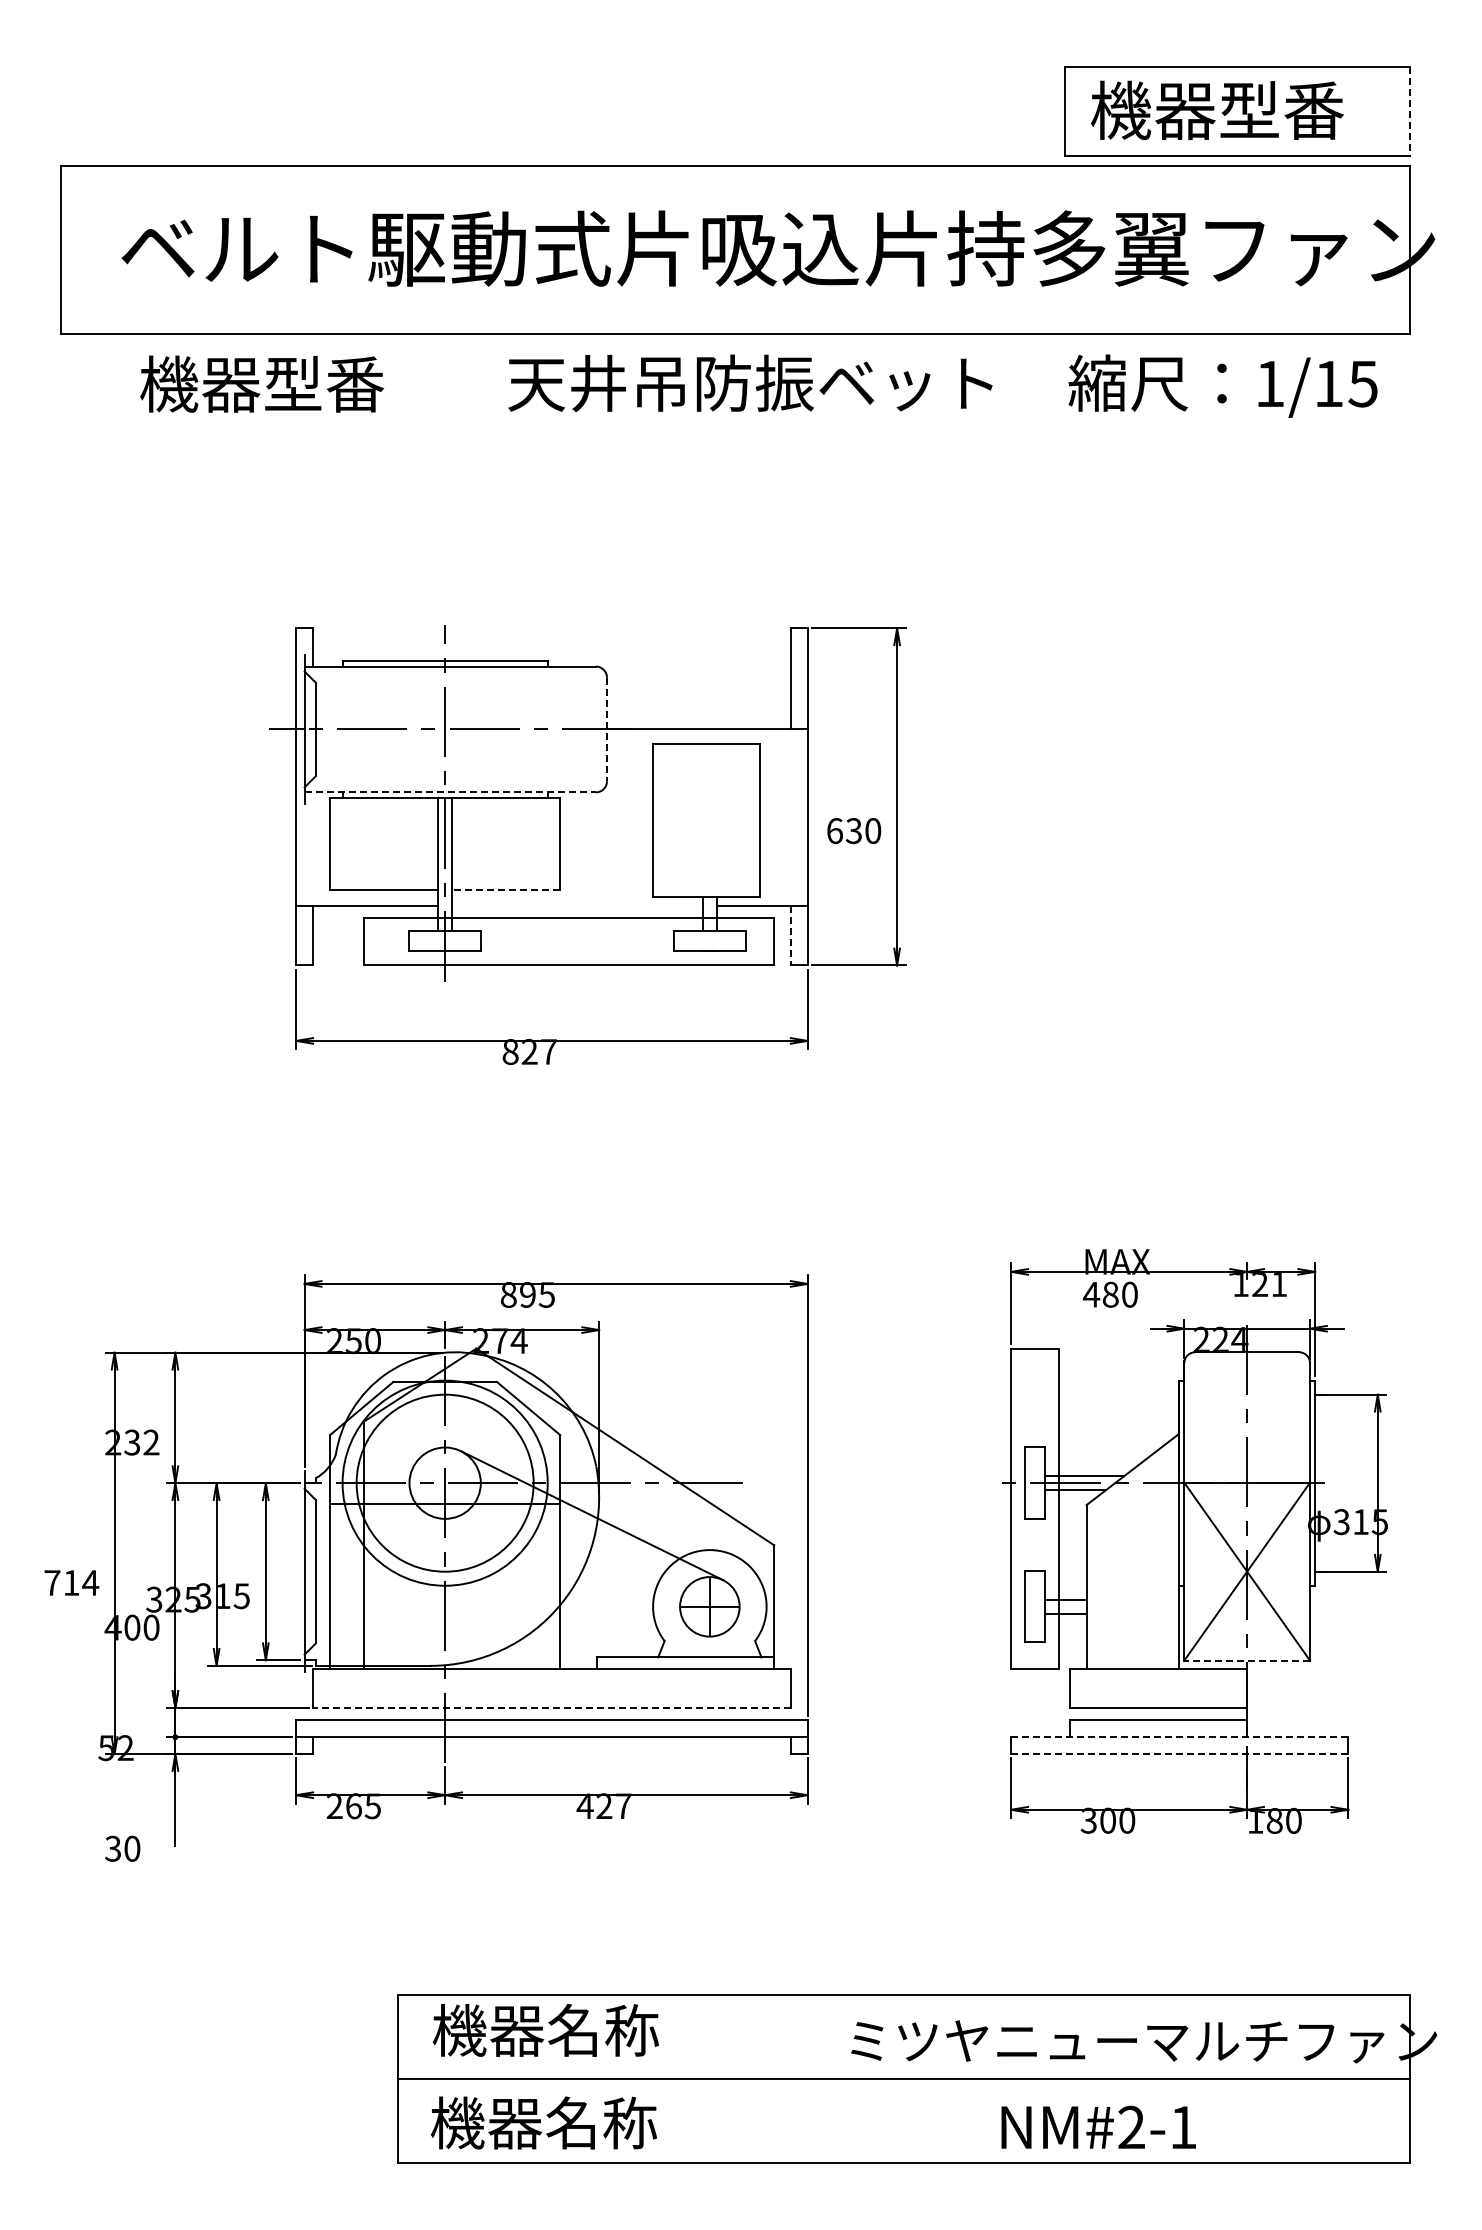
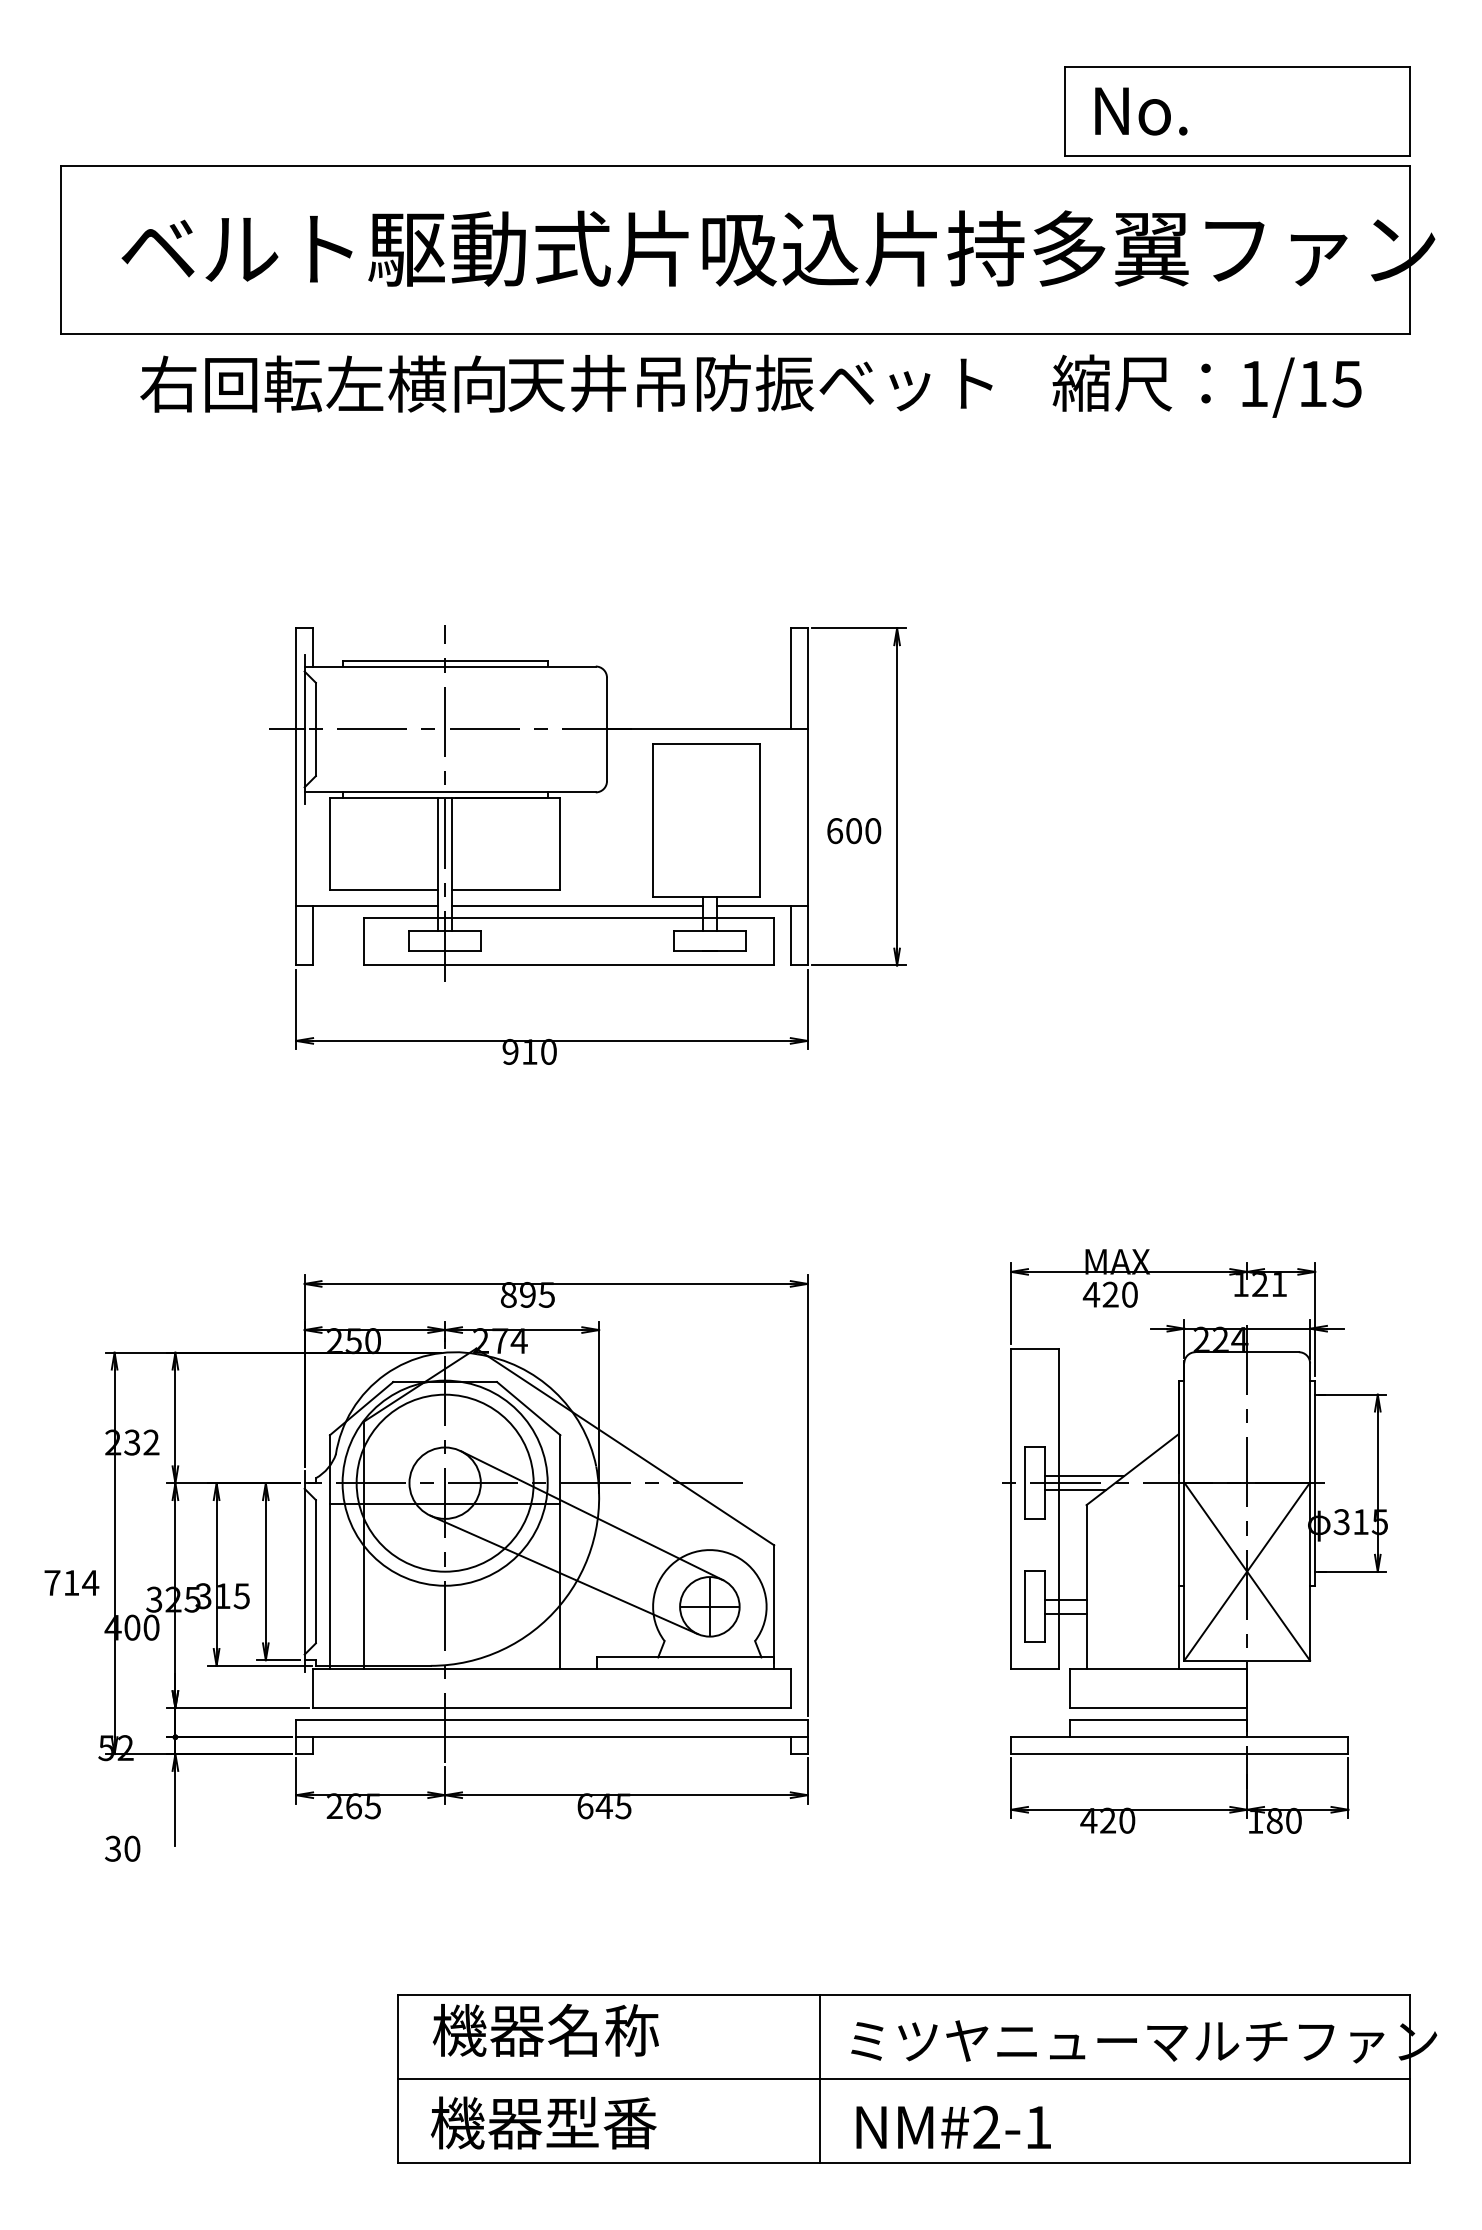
text: 機器型番 -> No. (1217, 110)
line: dashed -> solid (1409, 111)
text: 機器型番 -> 右回転左横向 (322, 383)
text position: (1222, 385) -> (1206, 385) (1206, 385)
line: dashed -> solid (607, 729)
line: dashed -> solid (450, 792)
text: 630 -> 600 (853, 831)
line: dashed -> solid (505, 889)
line: none -> present (577, 906)
line: dashed -> solid (790, 936)
text: 827 -> 910 (529, 1051)
text: 480 -> 420 (1110, 1294)
line: none -> present (563, 1574)
line: dashed -> solid (1247, 1660)
line: dashed -> solid (551, 1708)
line: dashed -> solid (1179, 1737)
line: dashed -> solid (1179, 1754)
text: 427 -> 645 (603, 1806)
text: 300 -> 420 (1097, 1820)
line: none -> present (819, 2078)
text: 機器名称 -> 機器型番 (601, 2122)
text position: (1098, 2126) -> (953, 2126) (953, 2126)
